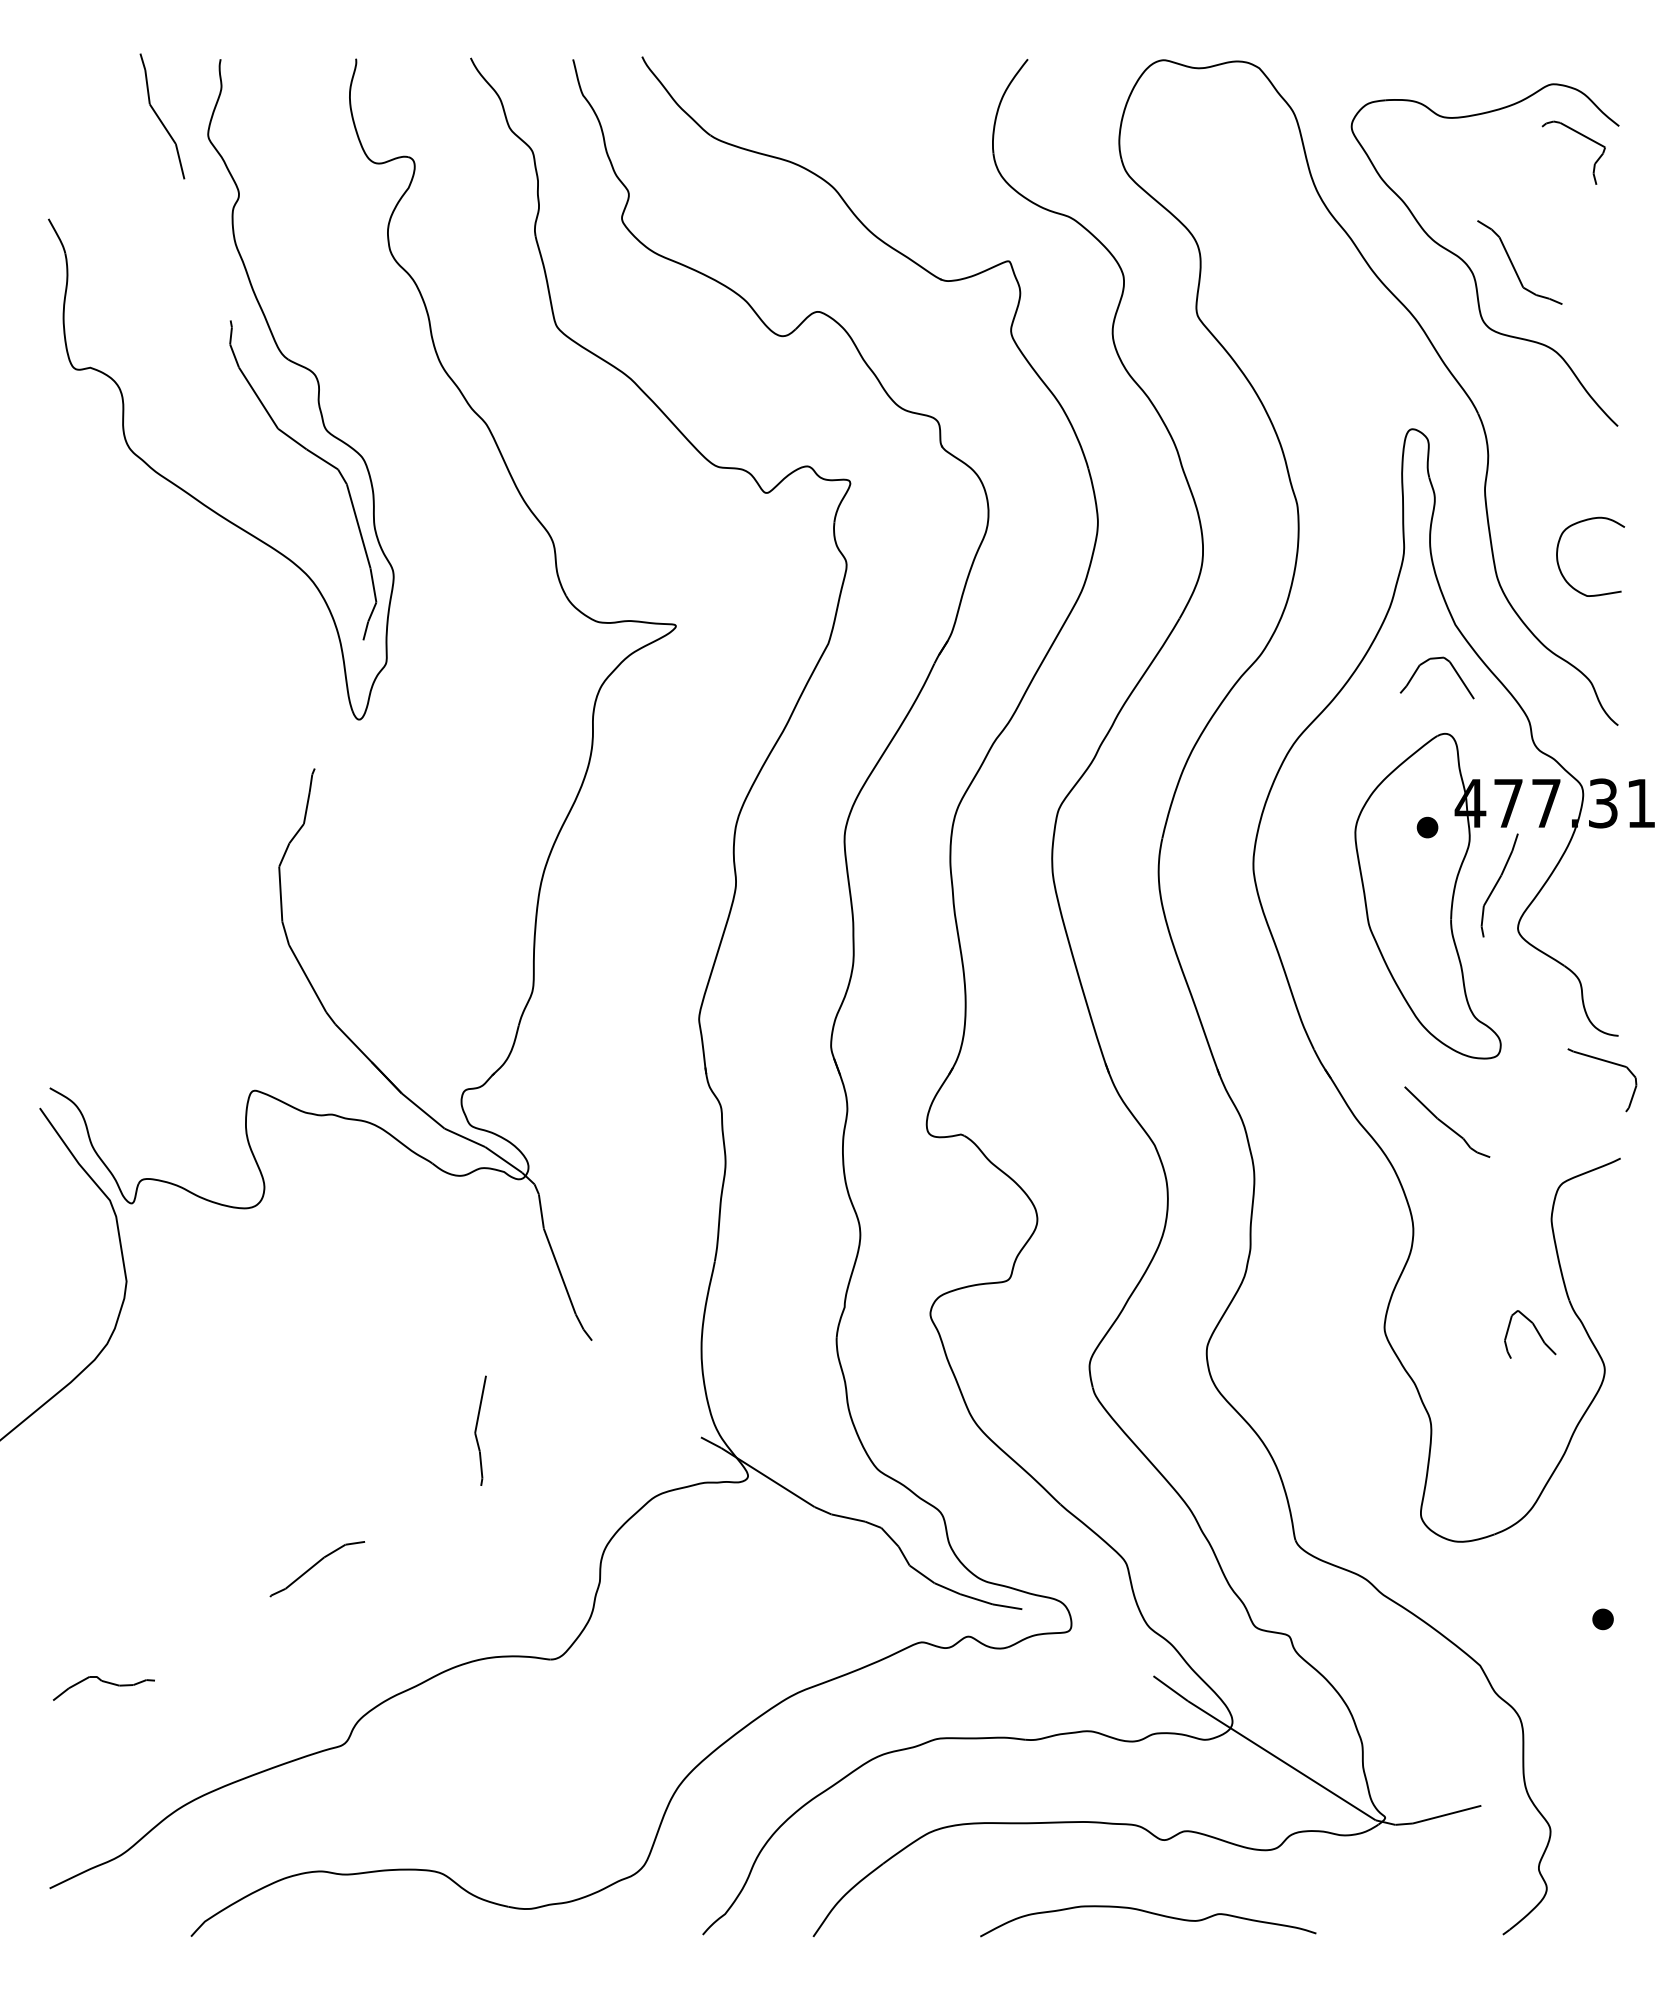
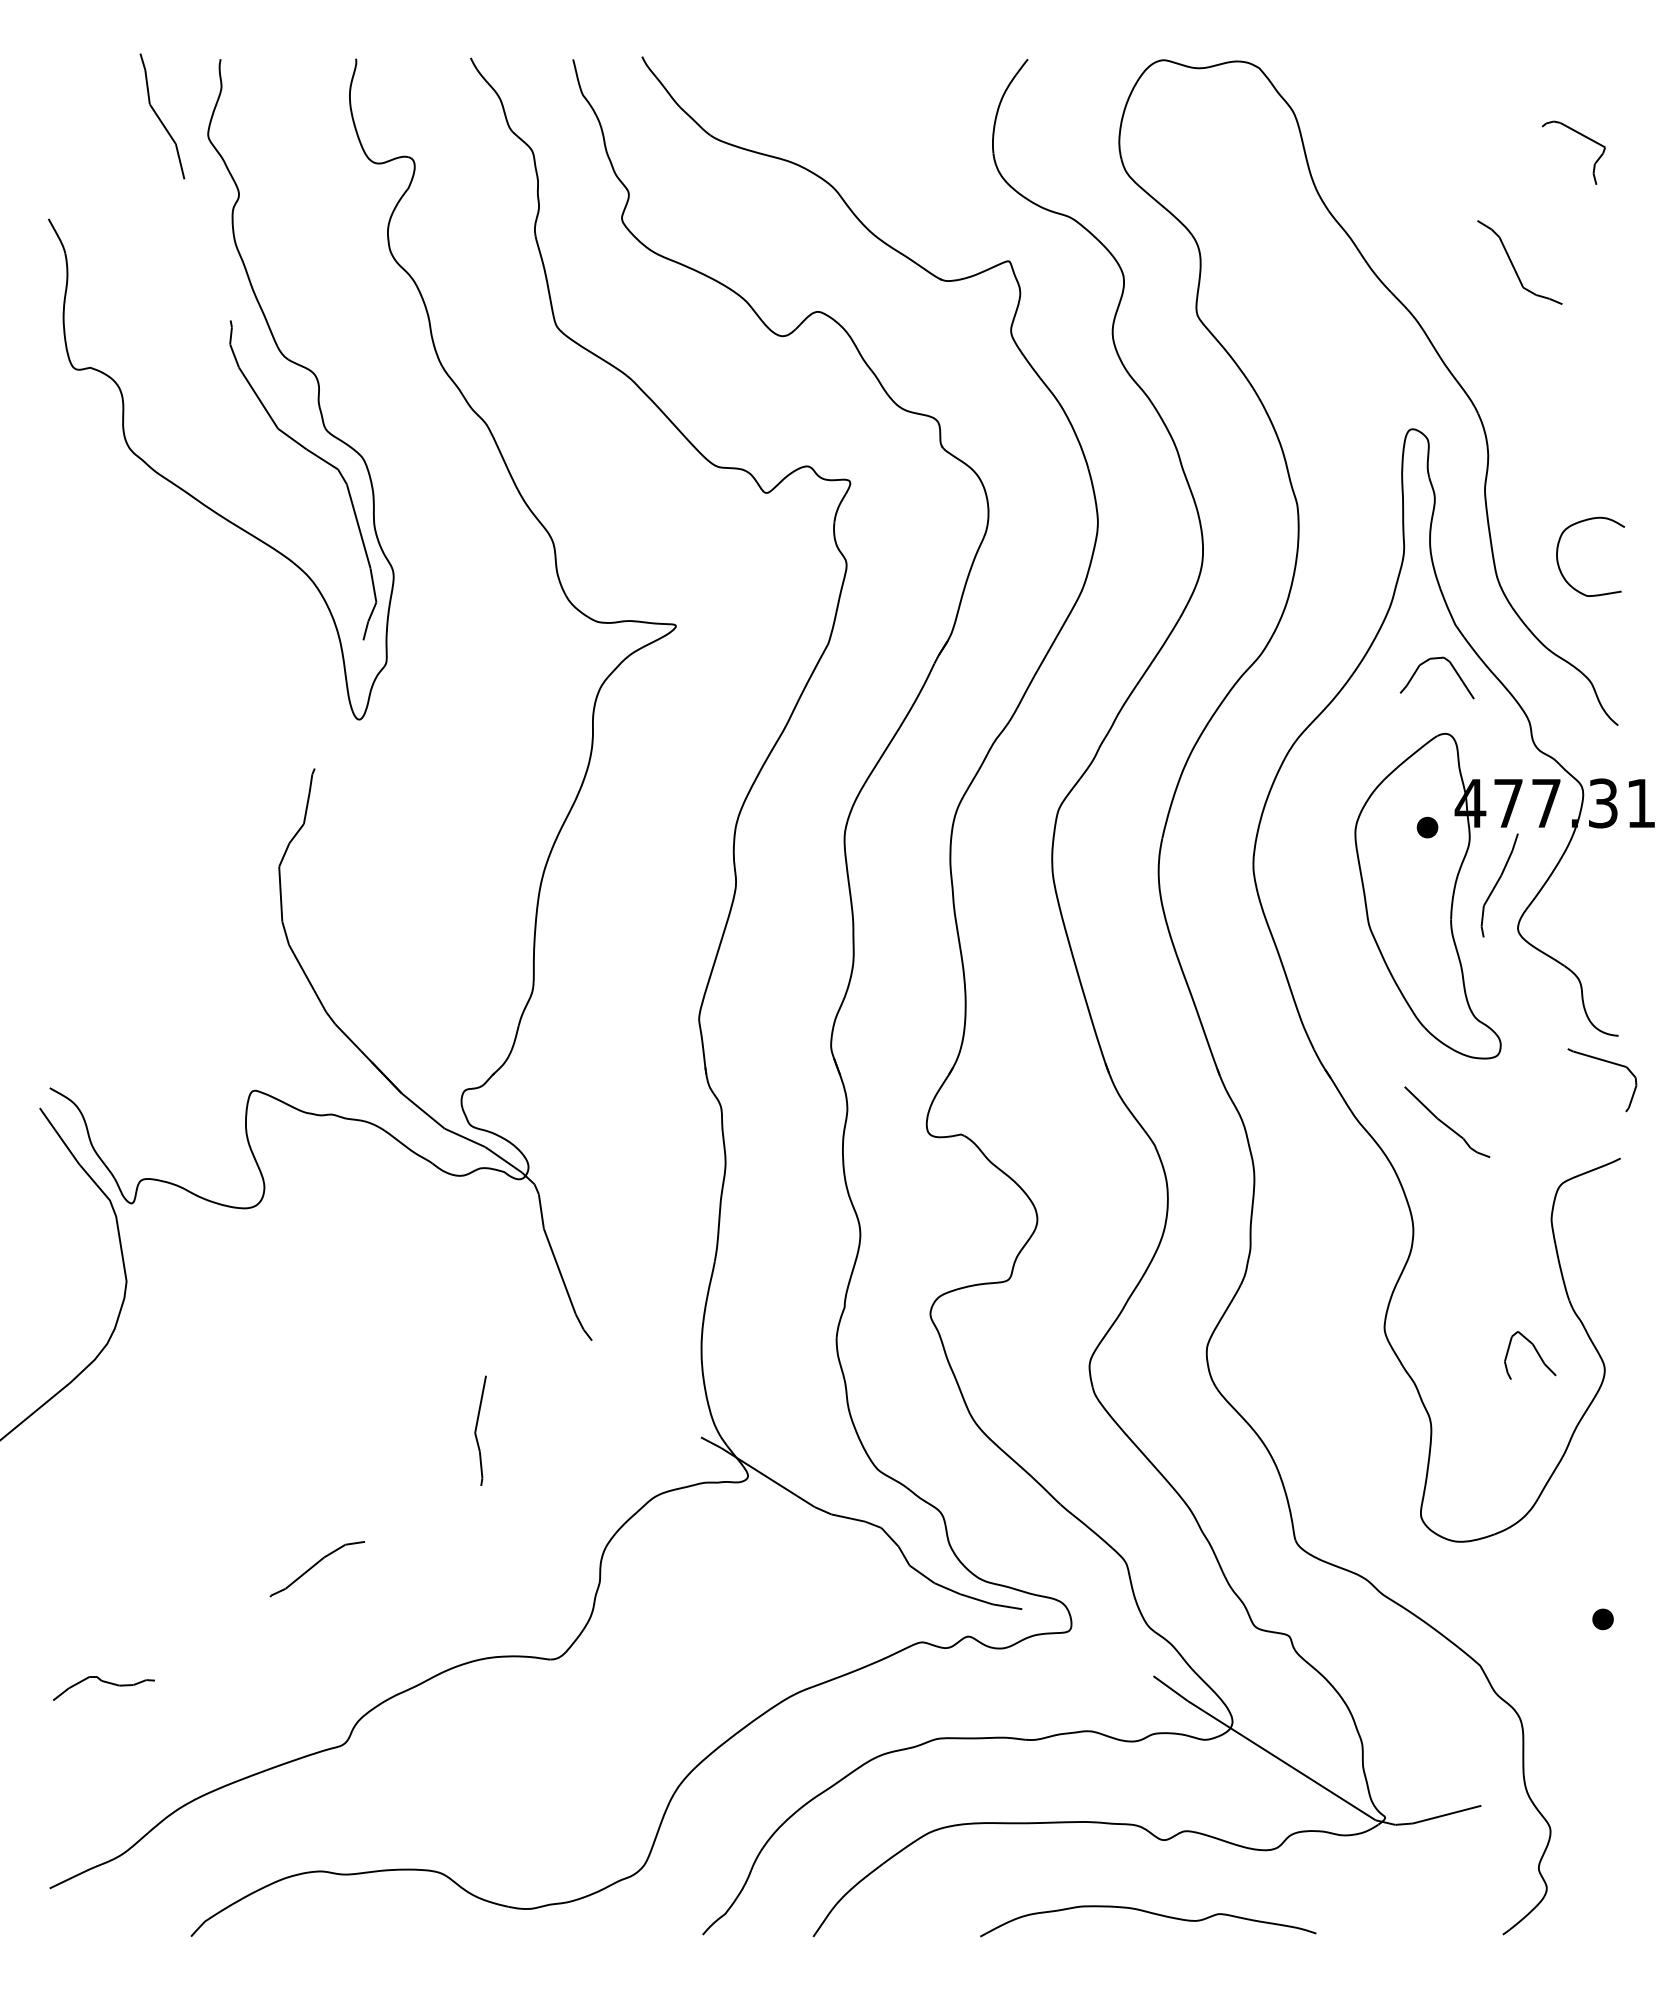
part: present -> none (1470, 267)
part position: (1536, 1331) -> (1536, 1352) (1536, 1352)
